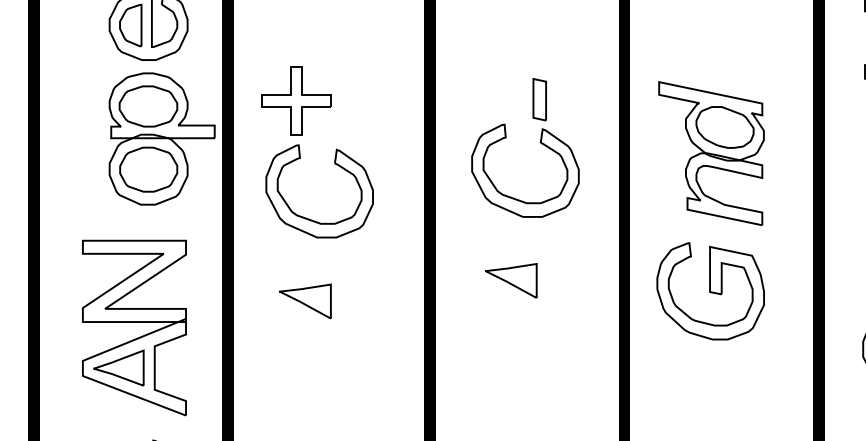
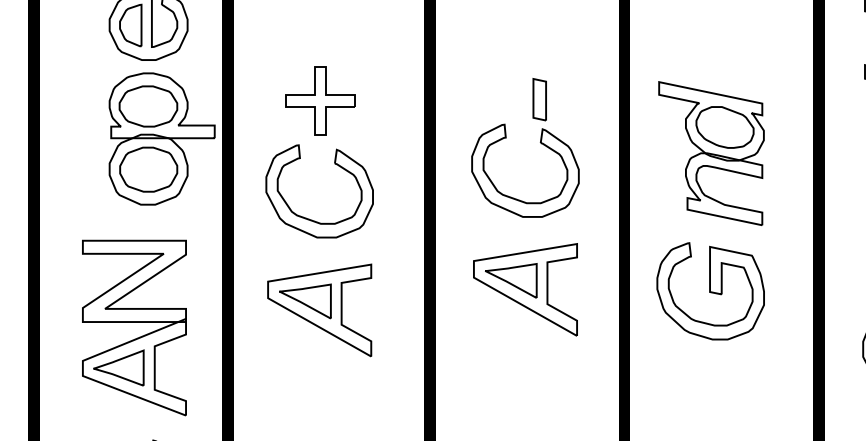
part position: (296, 100) -> (320, 100) (320, 100)
part: none -> present (525, 289)
part: none -> present (319, 310)
